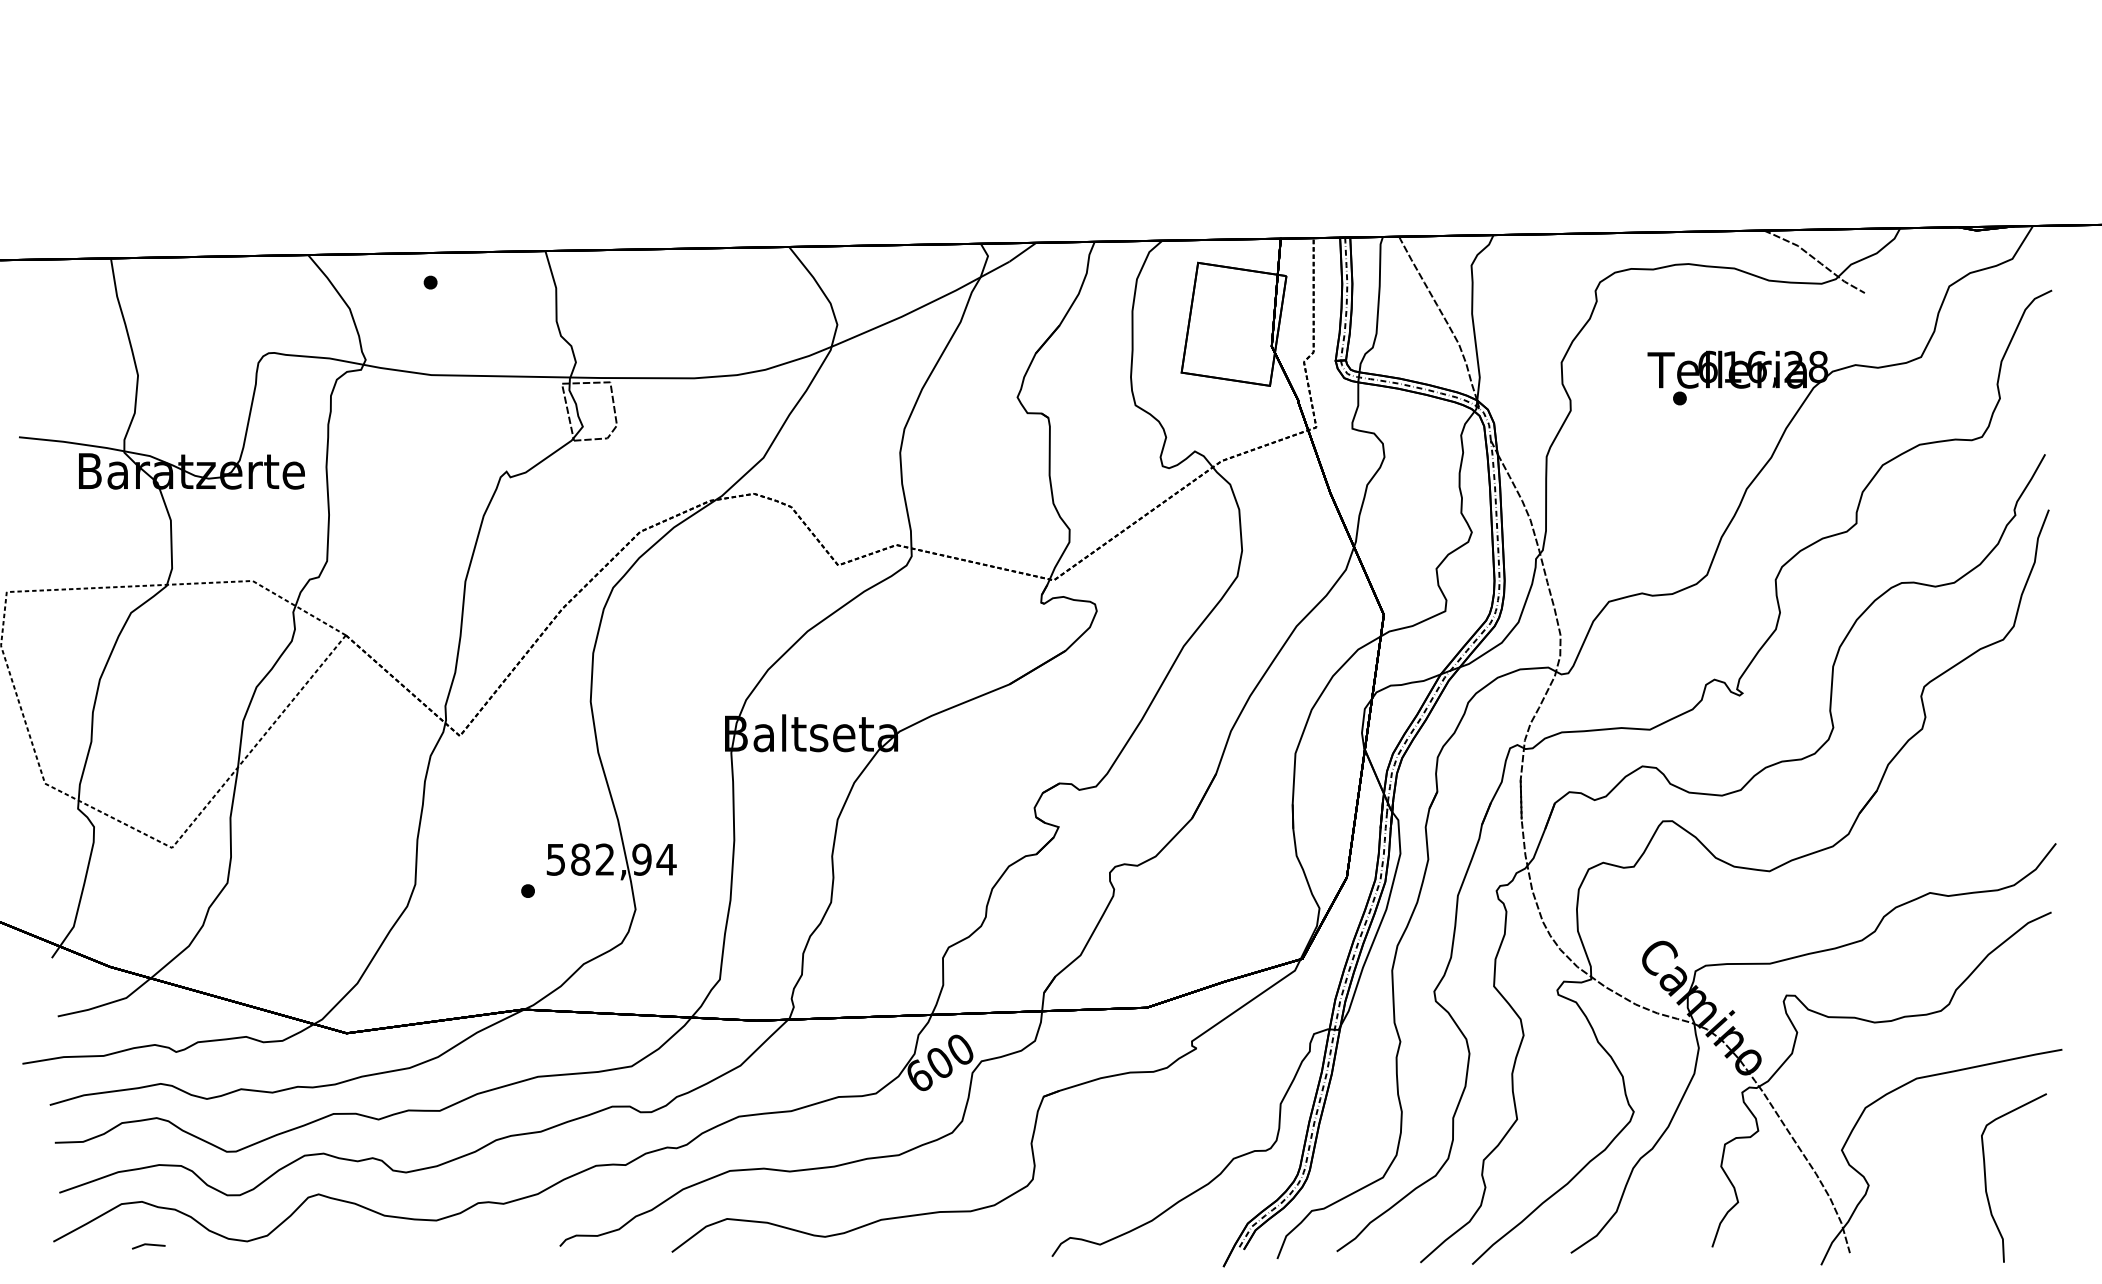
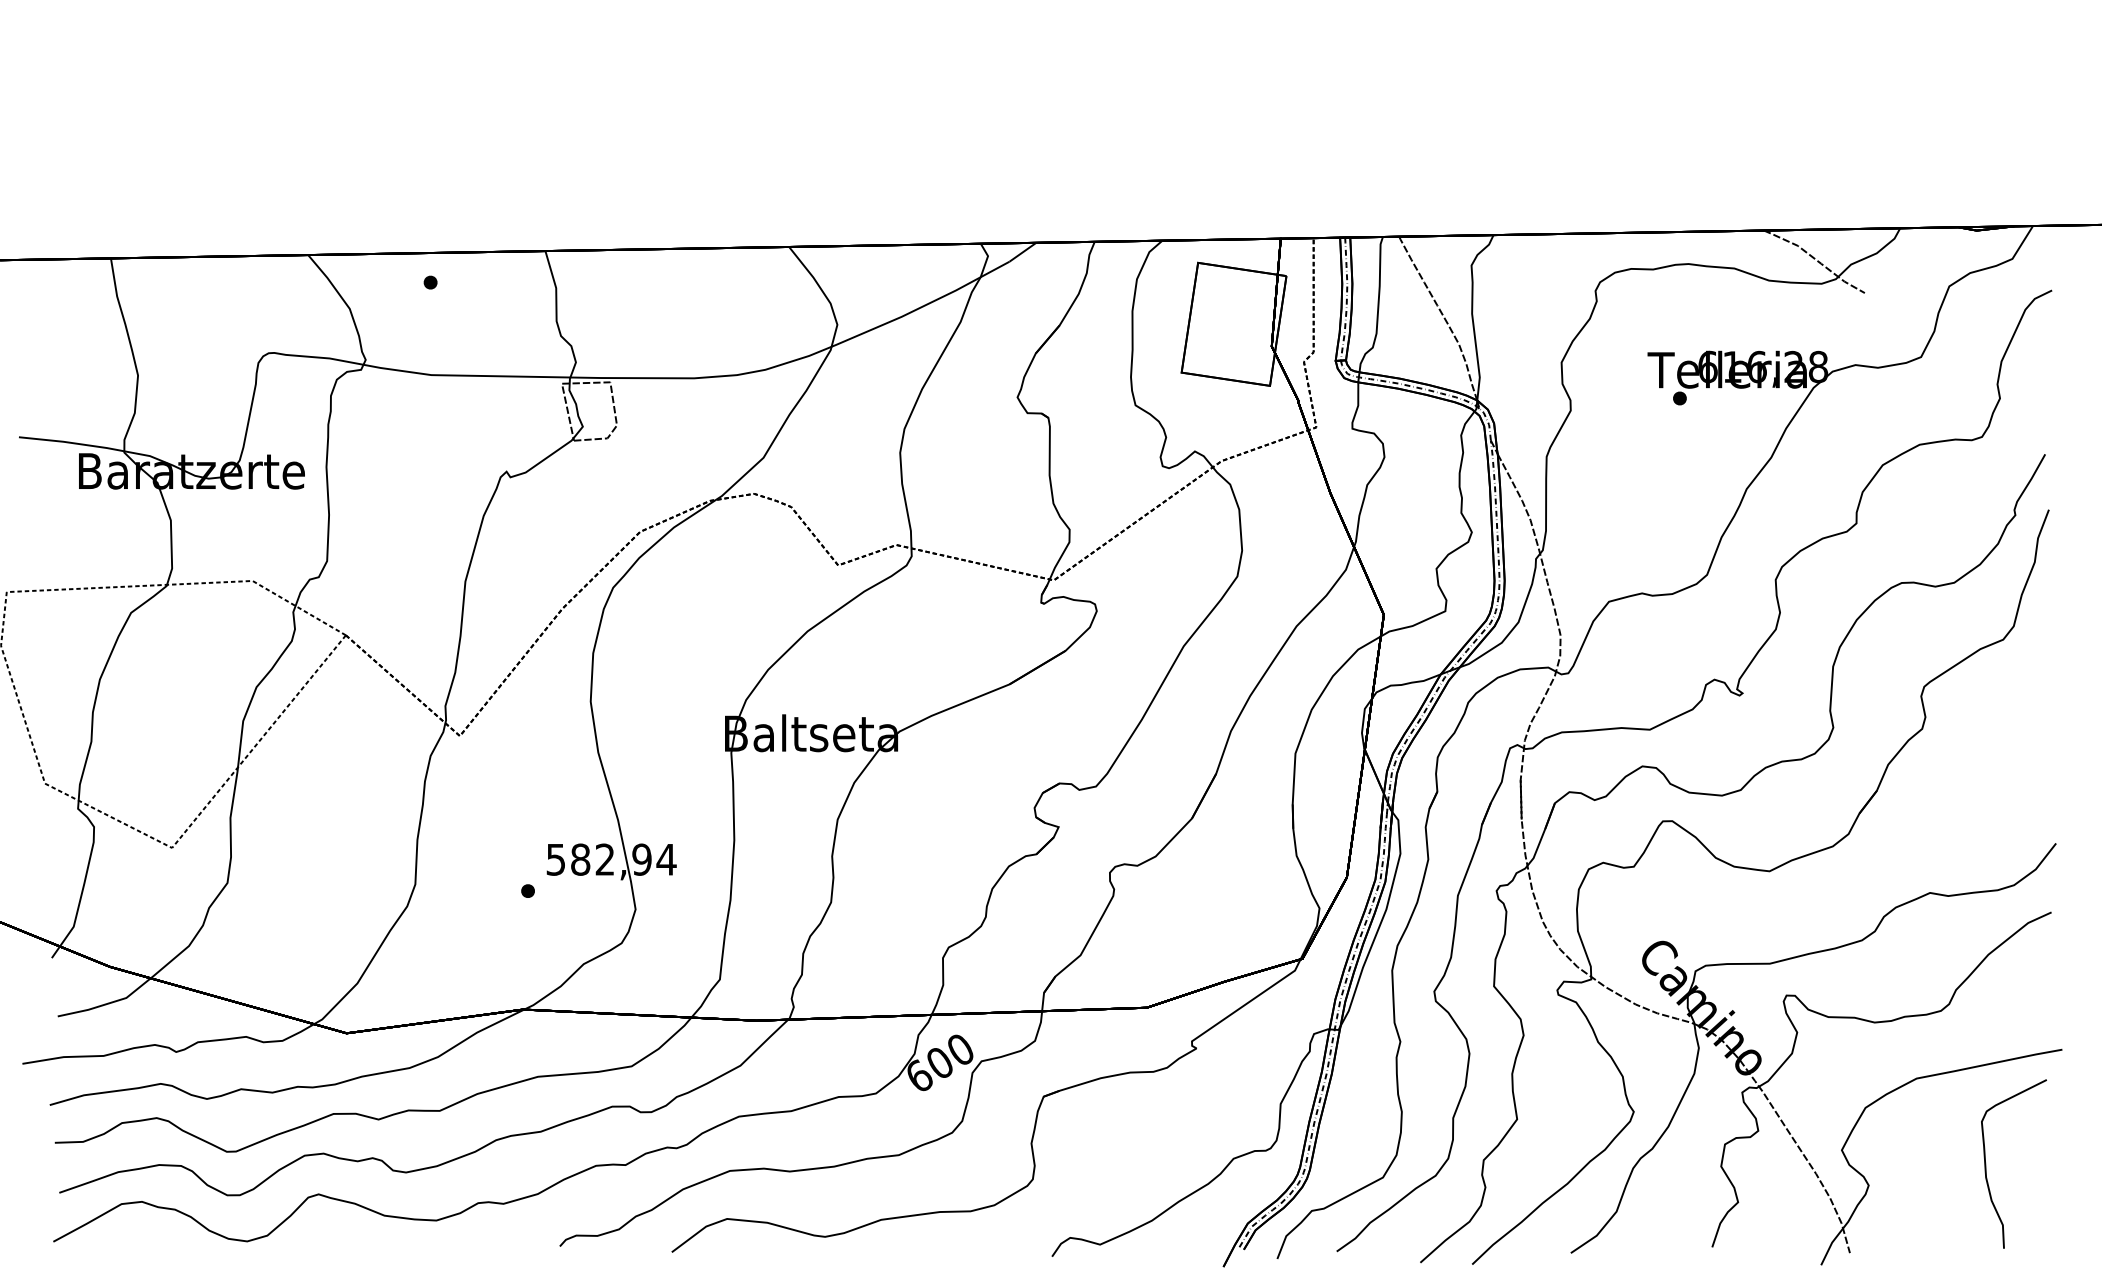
curve position: (1986, 1177) -> (1986, 1163) (1986, 1163)
line: present -> none (148, 1245)
